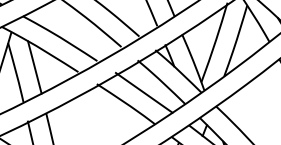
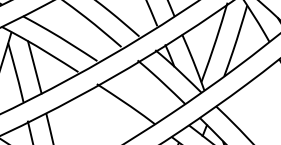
line: present -> none (143, 92)
